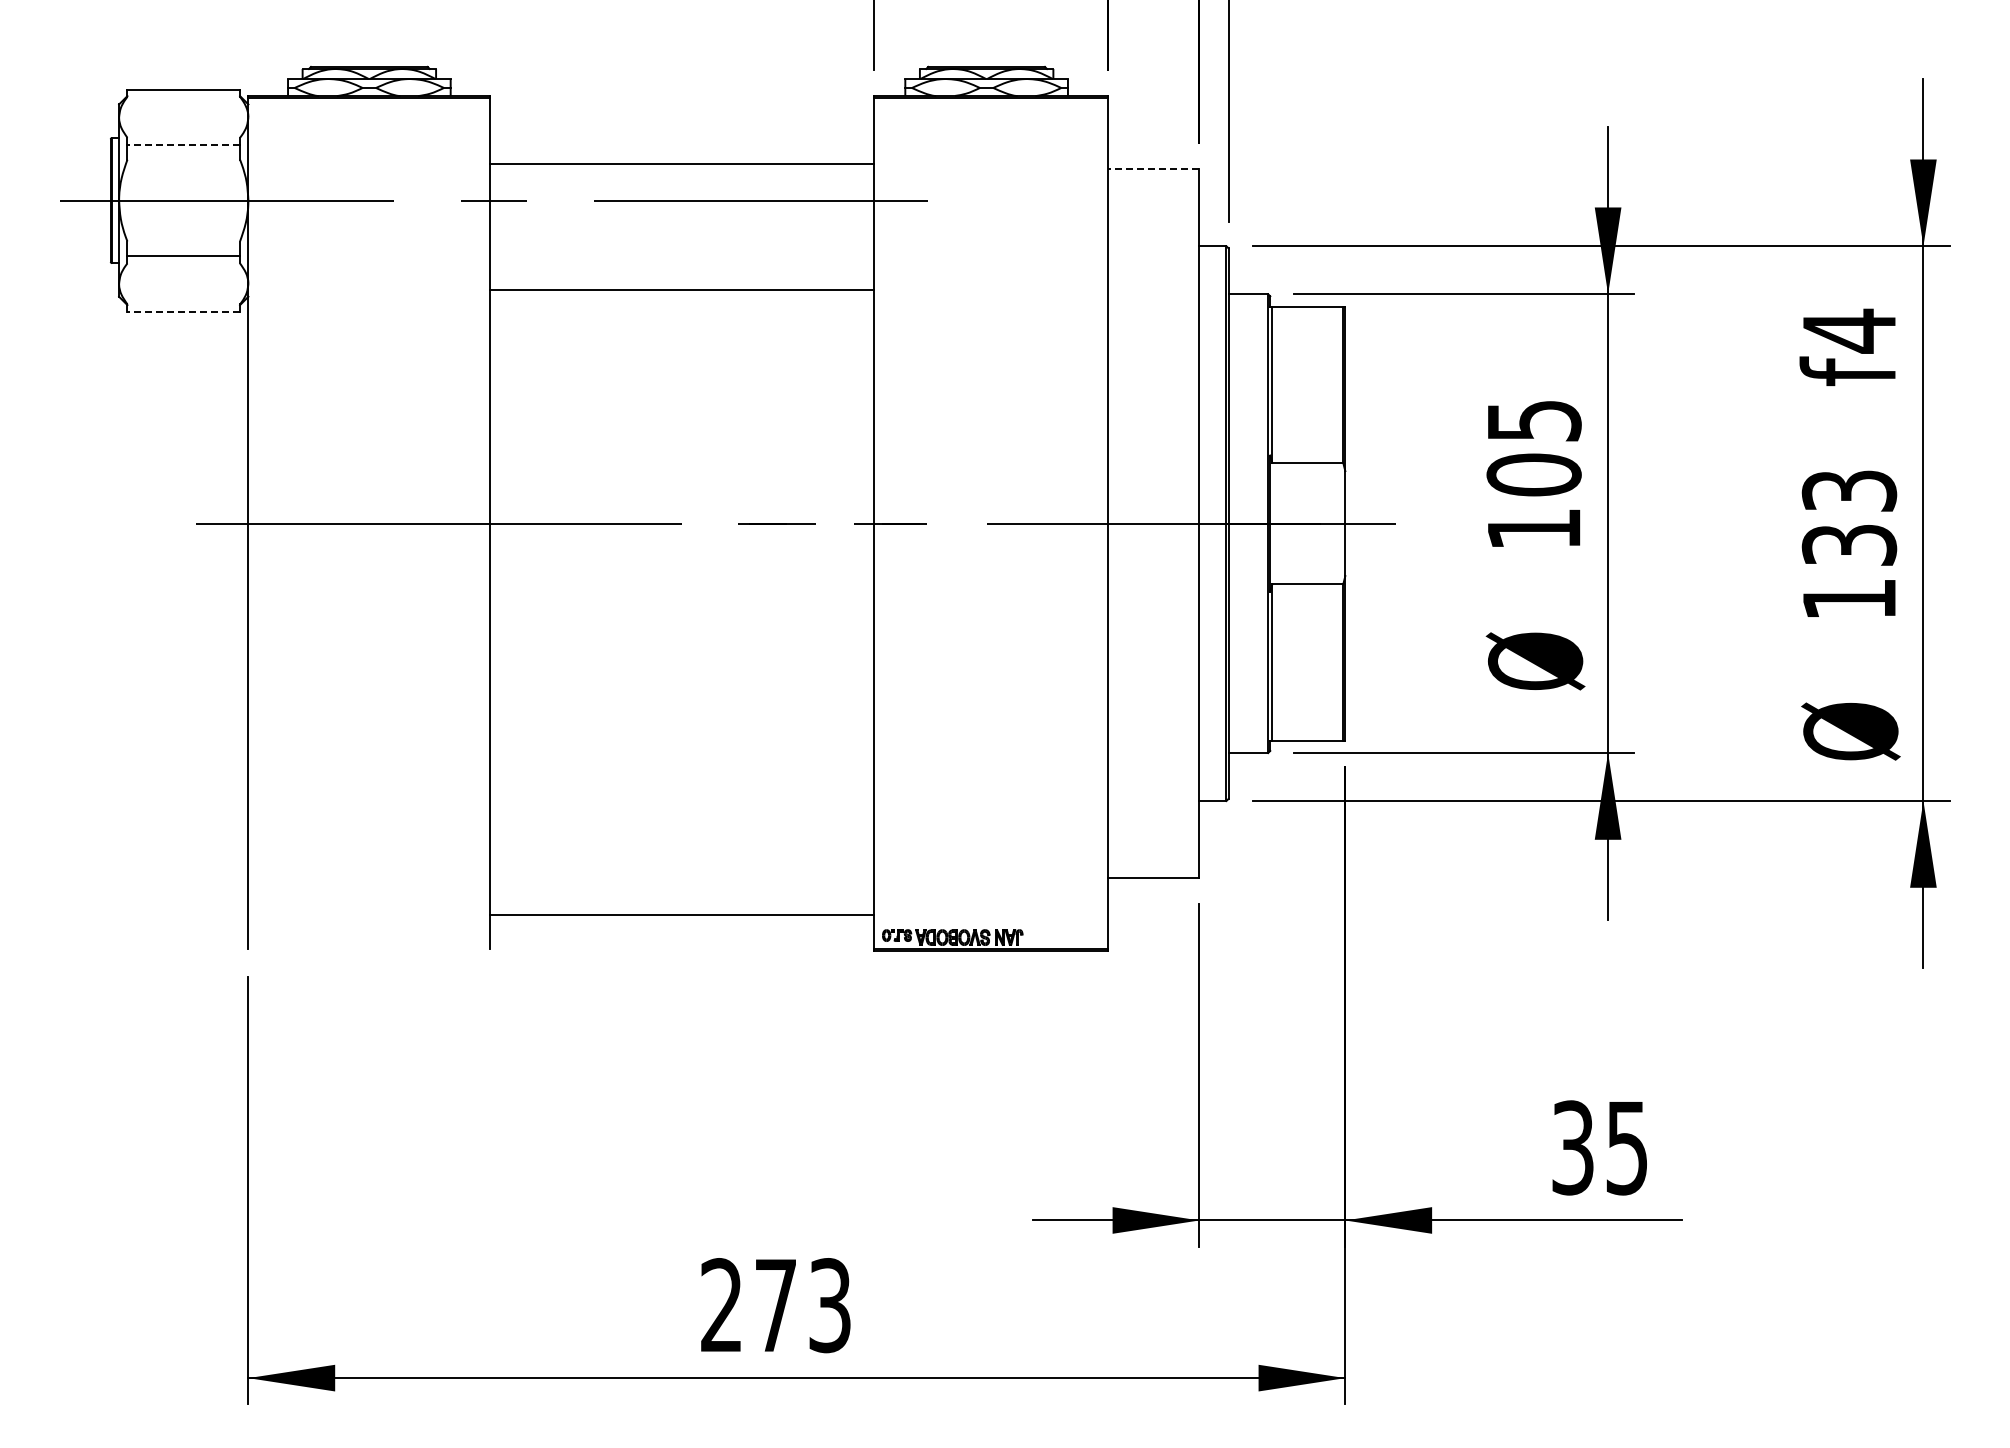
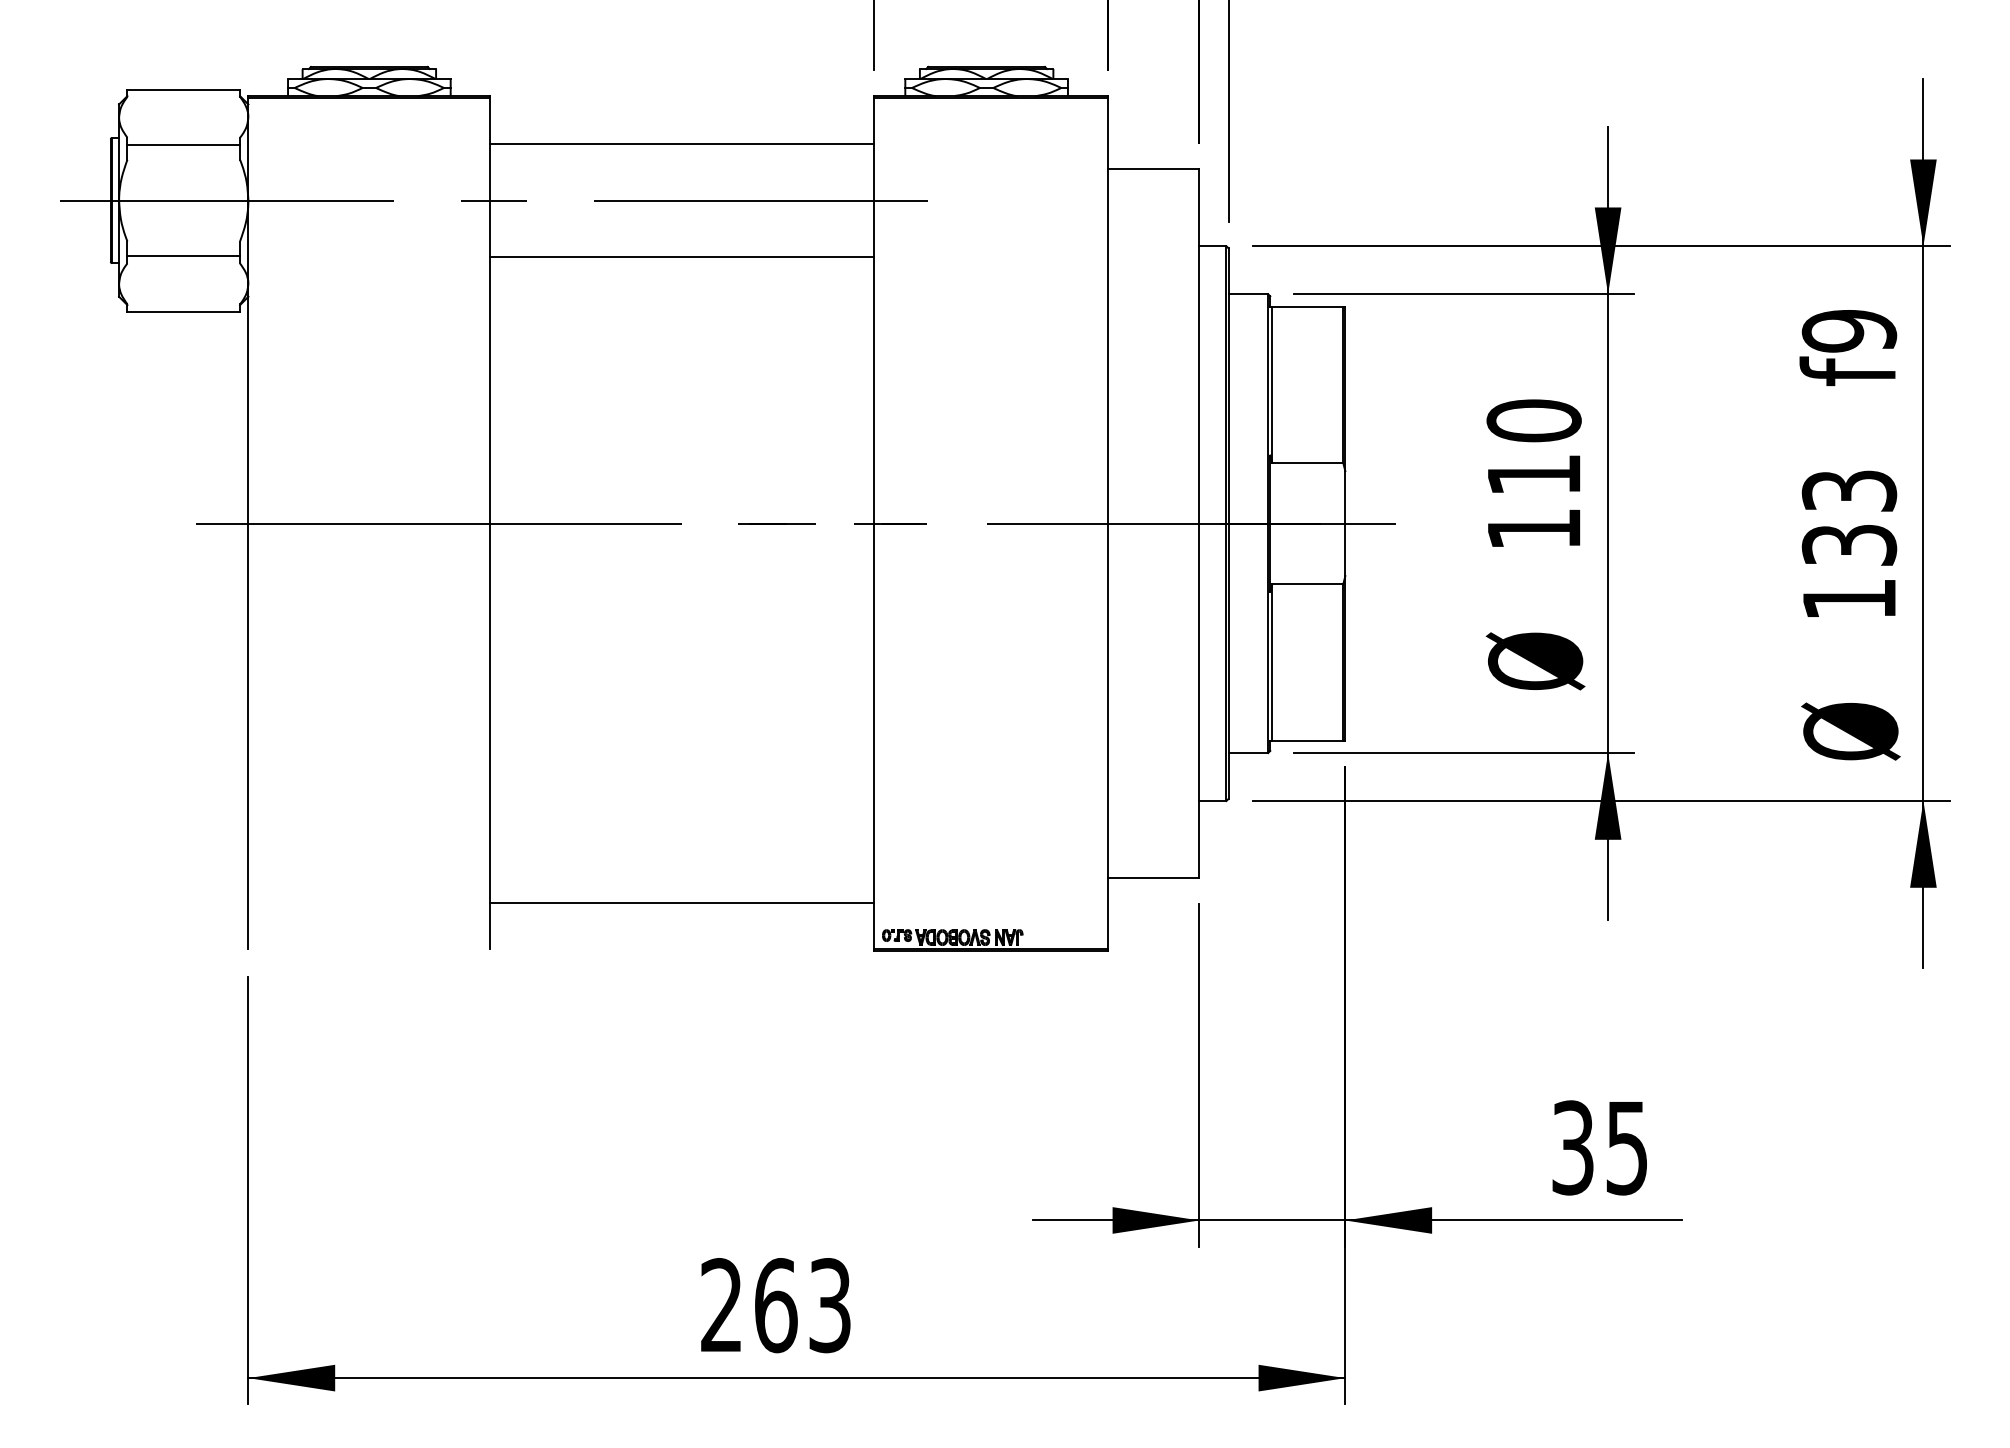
line: dashed -> solid (183, 145)
line position: (682, 164) -> (682, 144) (682, 144)
line: dashed -> solid (1153, 169)
line position: (682, 289) -> (682, 256) (682, 256)
line: dashed -> solid (183, 311)
text: f4 -> f9 (1849, 330)
text: 105 -> 110 (1533, 447)
line position: (682, 914) -> (682, 902) (682, 902)
text: 273 -> 263 (776, 1305)
